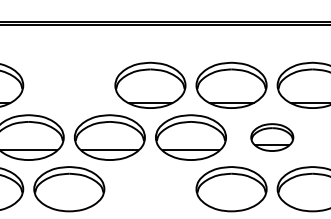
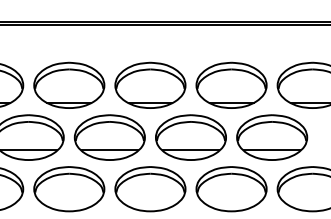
part: none -> present (69, 84)
part size: 45x29 px -> 73x47 px (272, 137)
part: none -> present (150, 189)
